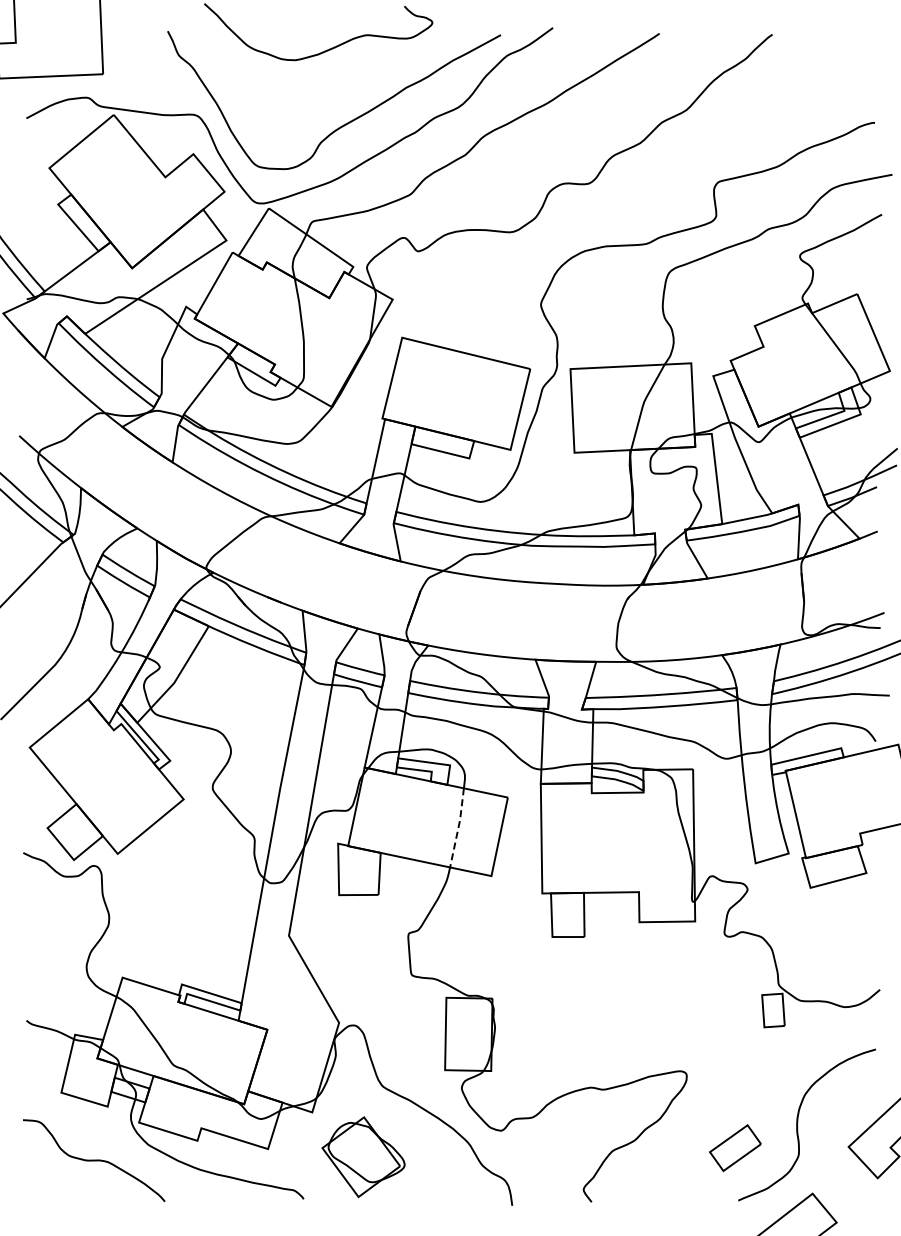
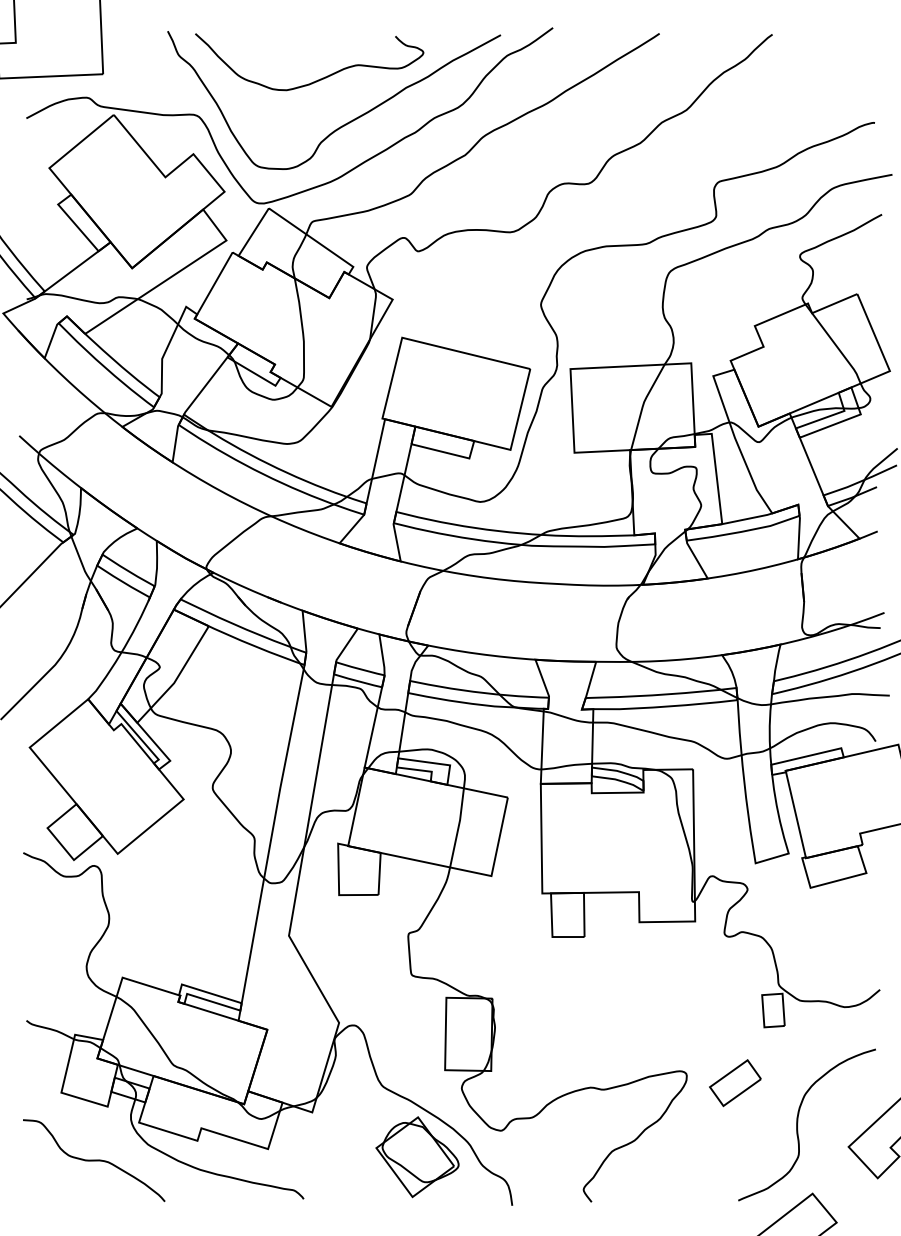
curve position: (324, 50) -> (315, 80) (315, 80)
line: dashed -> solid (458, 827)
part position: (735, 1148) -> (735, 1083) (735, 1083)
part position: (363, 1157) -> (417, 1157) (417, 1157)
